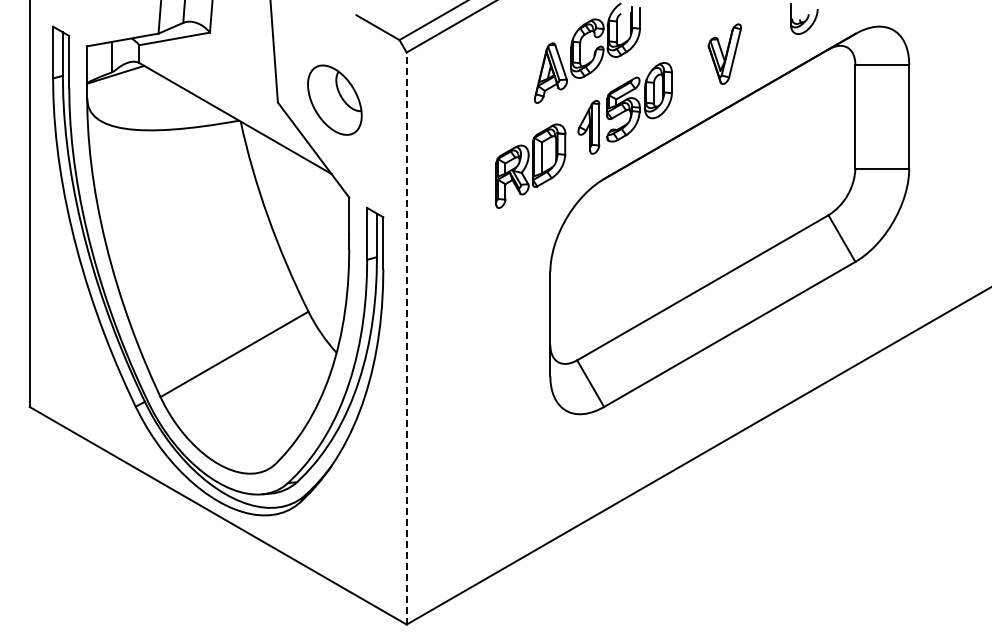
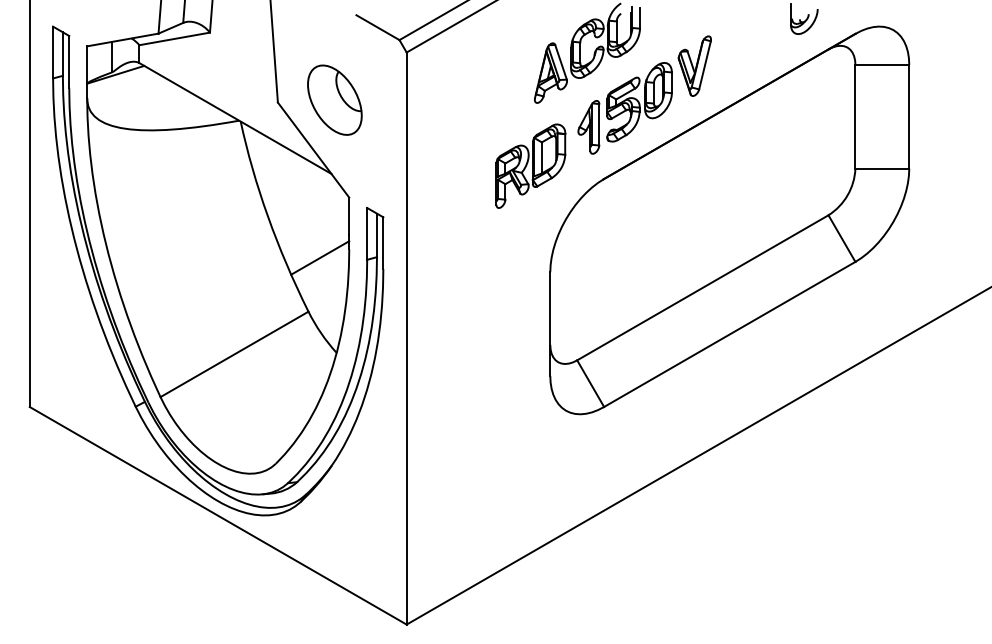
part position: (724, 53) -> (694, 65) (694, 65)
line: none -> present (320, 257)
line: dashed -> solid (406, 338)
